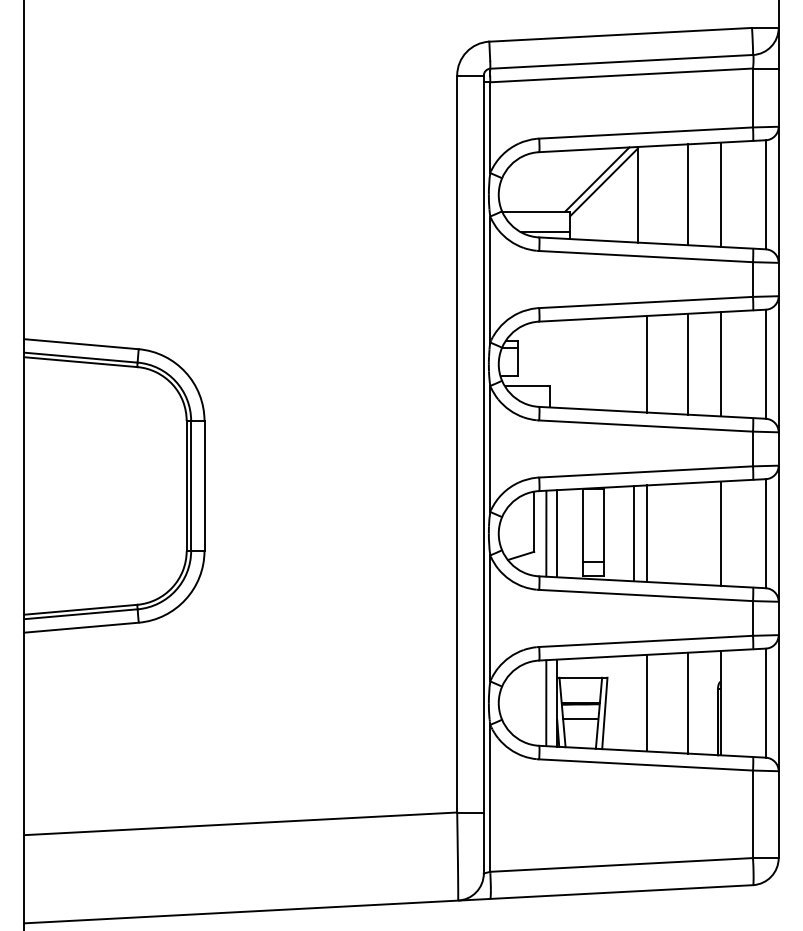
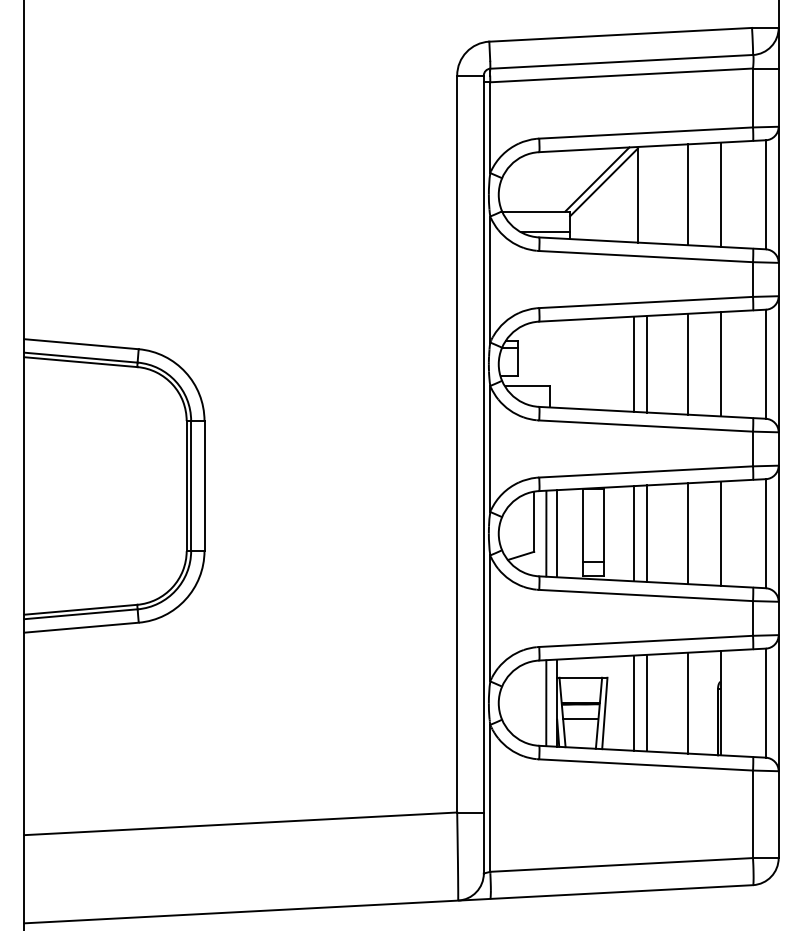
line: none -> present (633, 363)
line: none -> present (687, 533)
line: none -> present (633, 702)
